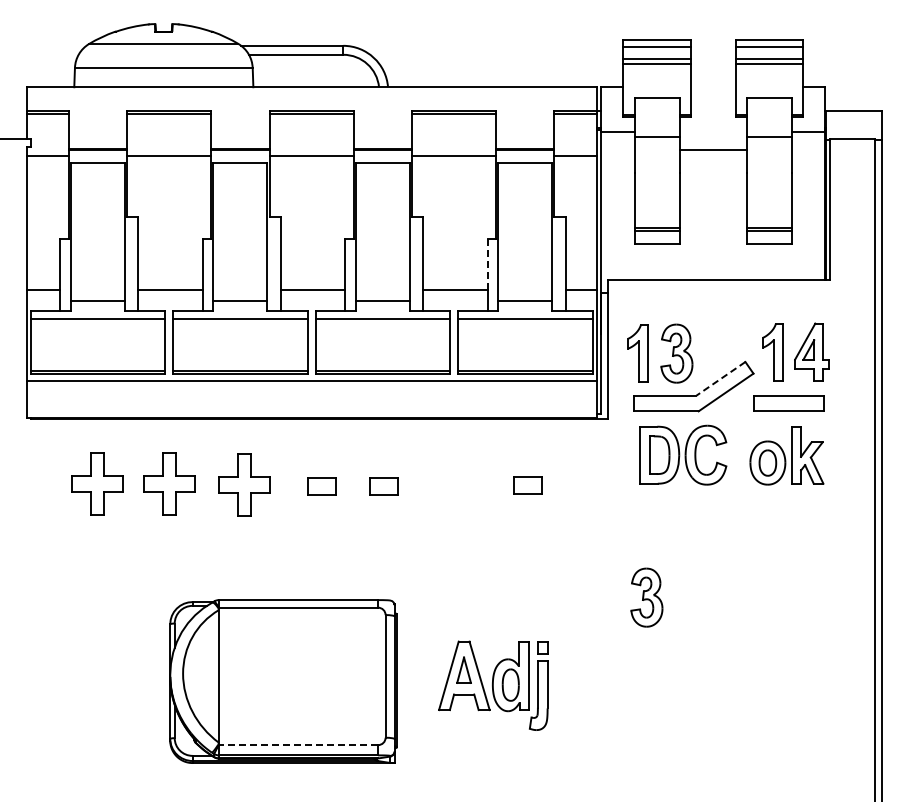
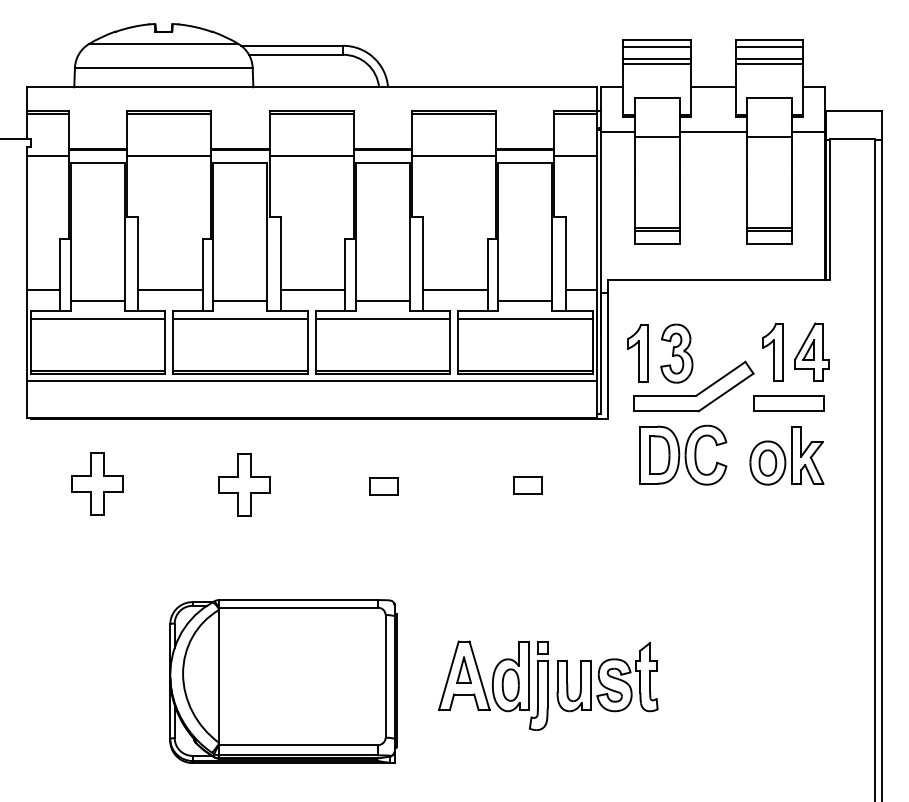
line: none -> present (712, 87)
line position: (712, 149) -> (712, 131) (712, 131)
line: dashed -> solid (487, 264)
line: dashed -> solid (720, 378)
part: present -> none (169, 483)
part: present -> none (321, 486)
part: present -> none (646, 597)
part: none -> present (607, 677)
line: dashed -> solid (298, 745)
